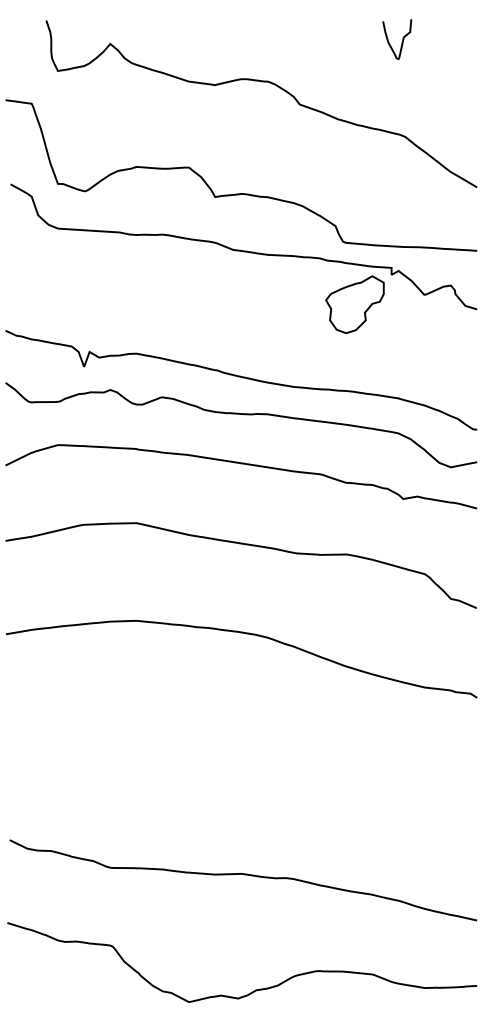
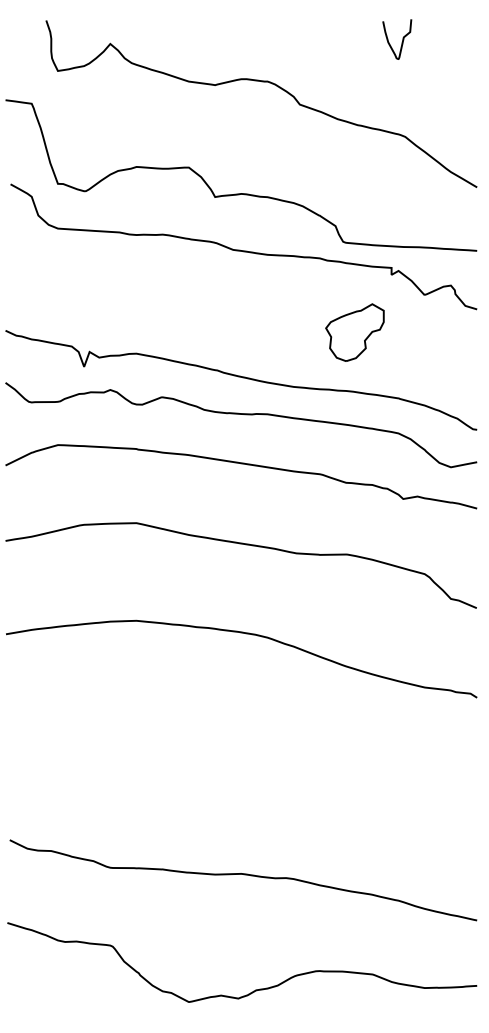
part position: (354, 304) -> (354, 332) (354, 332)
